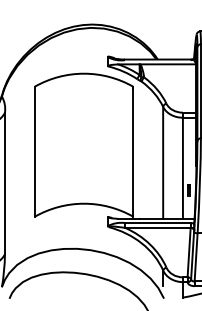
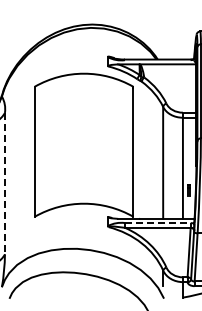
line: solid -> dashed (4, 183)
line: solid -> dashed (157, 223)
